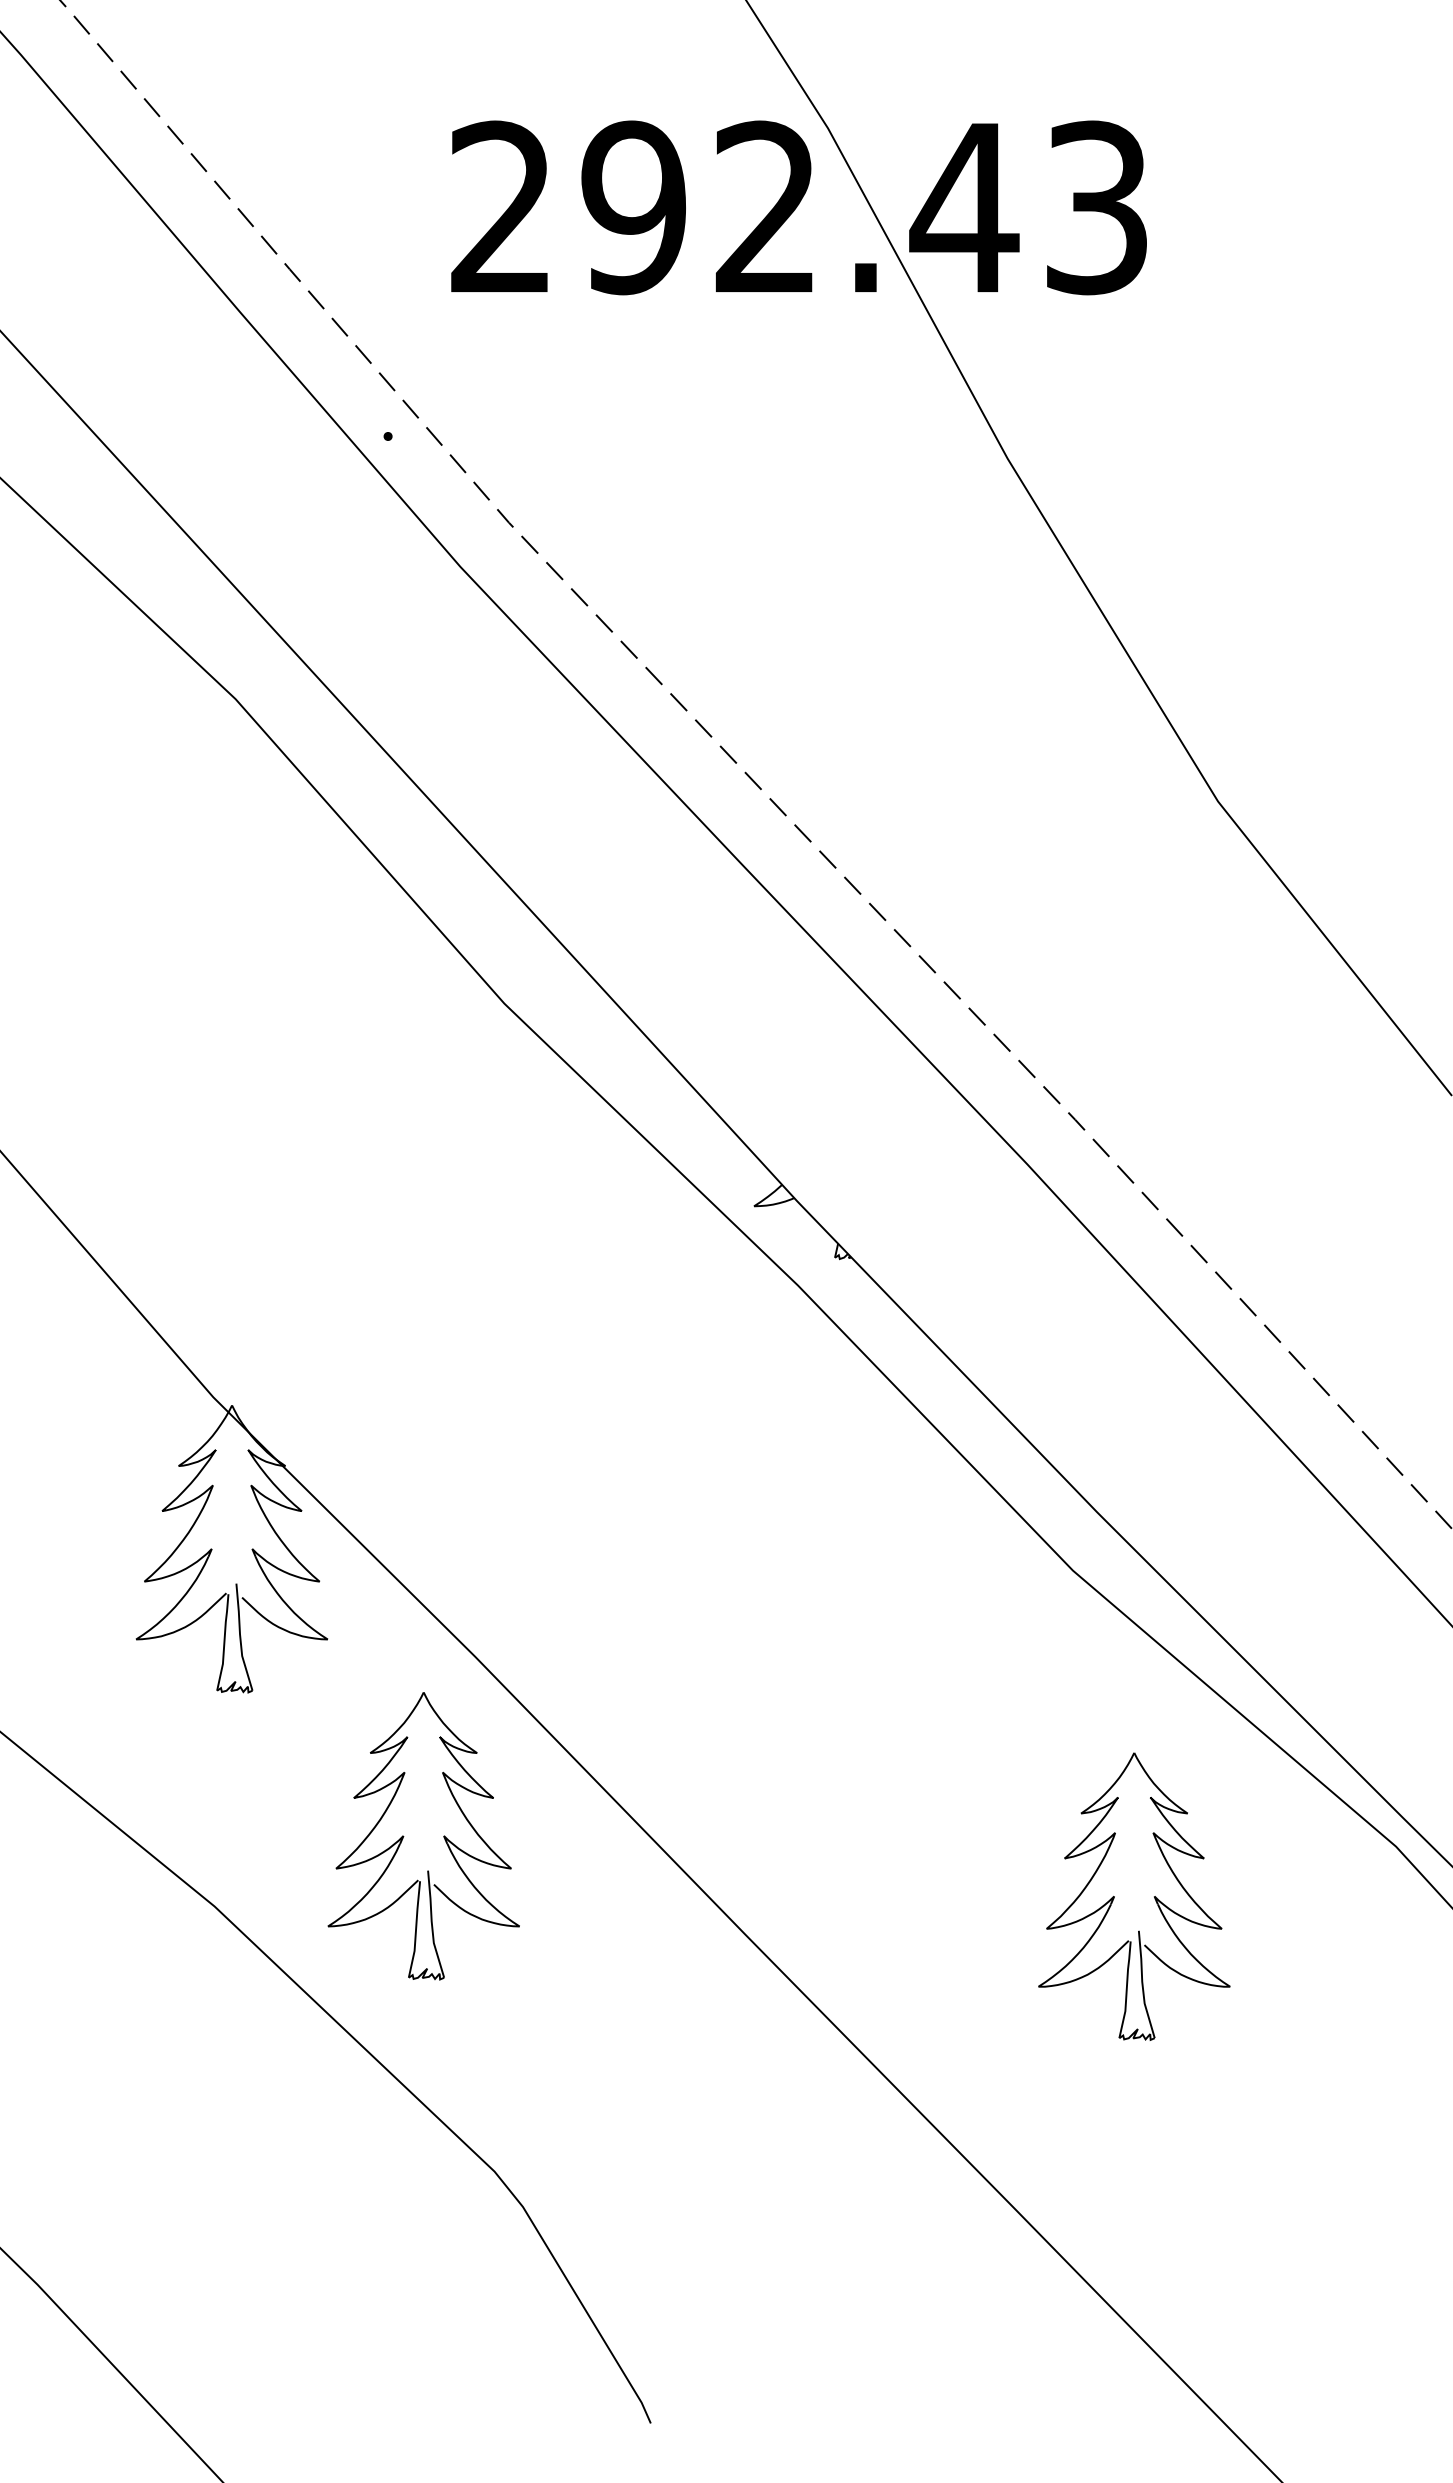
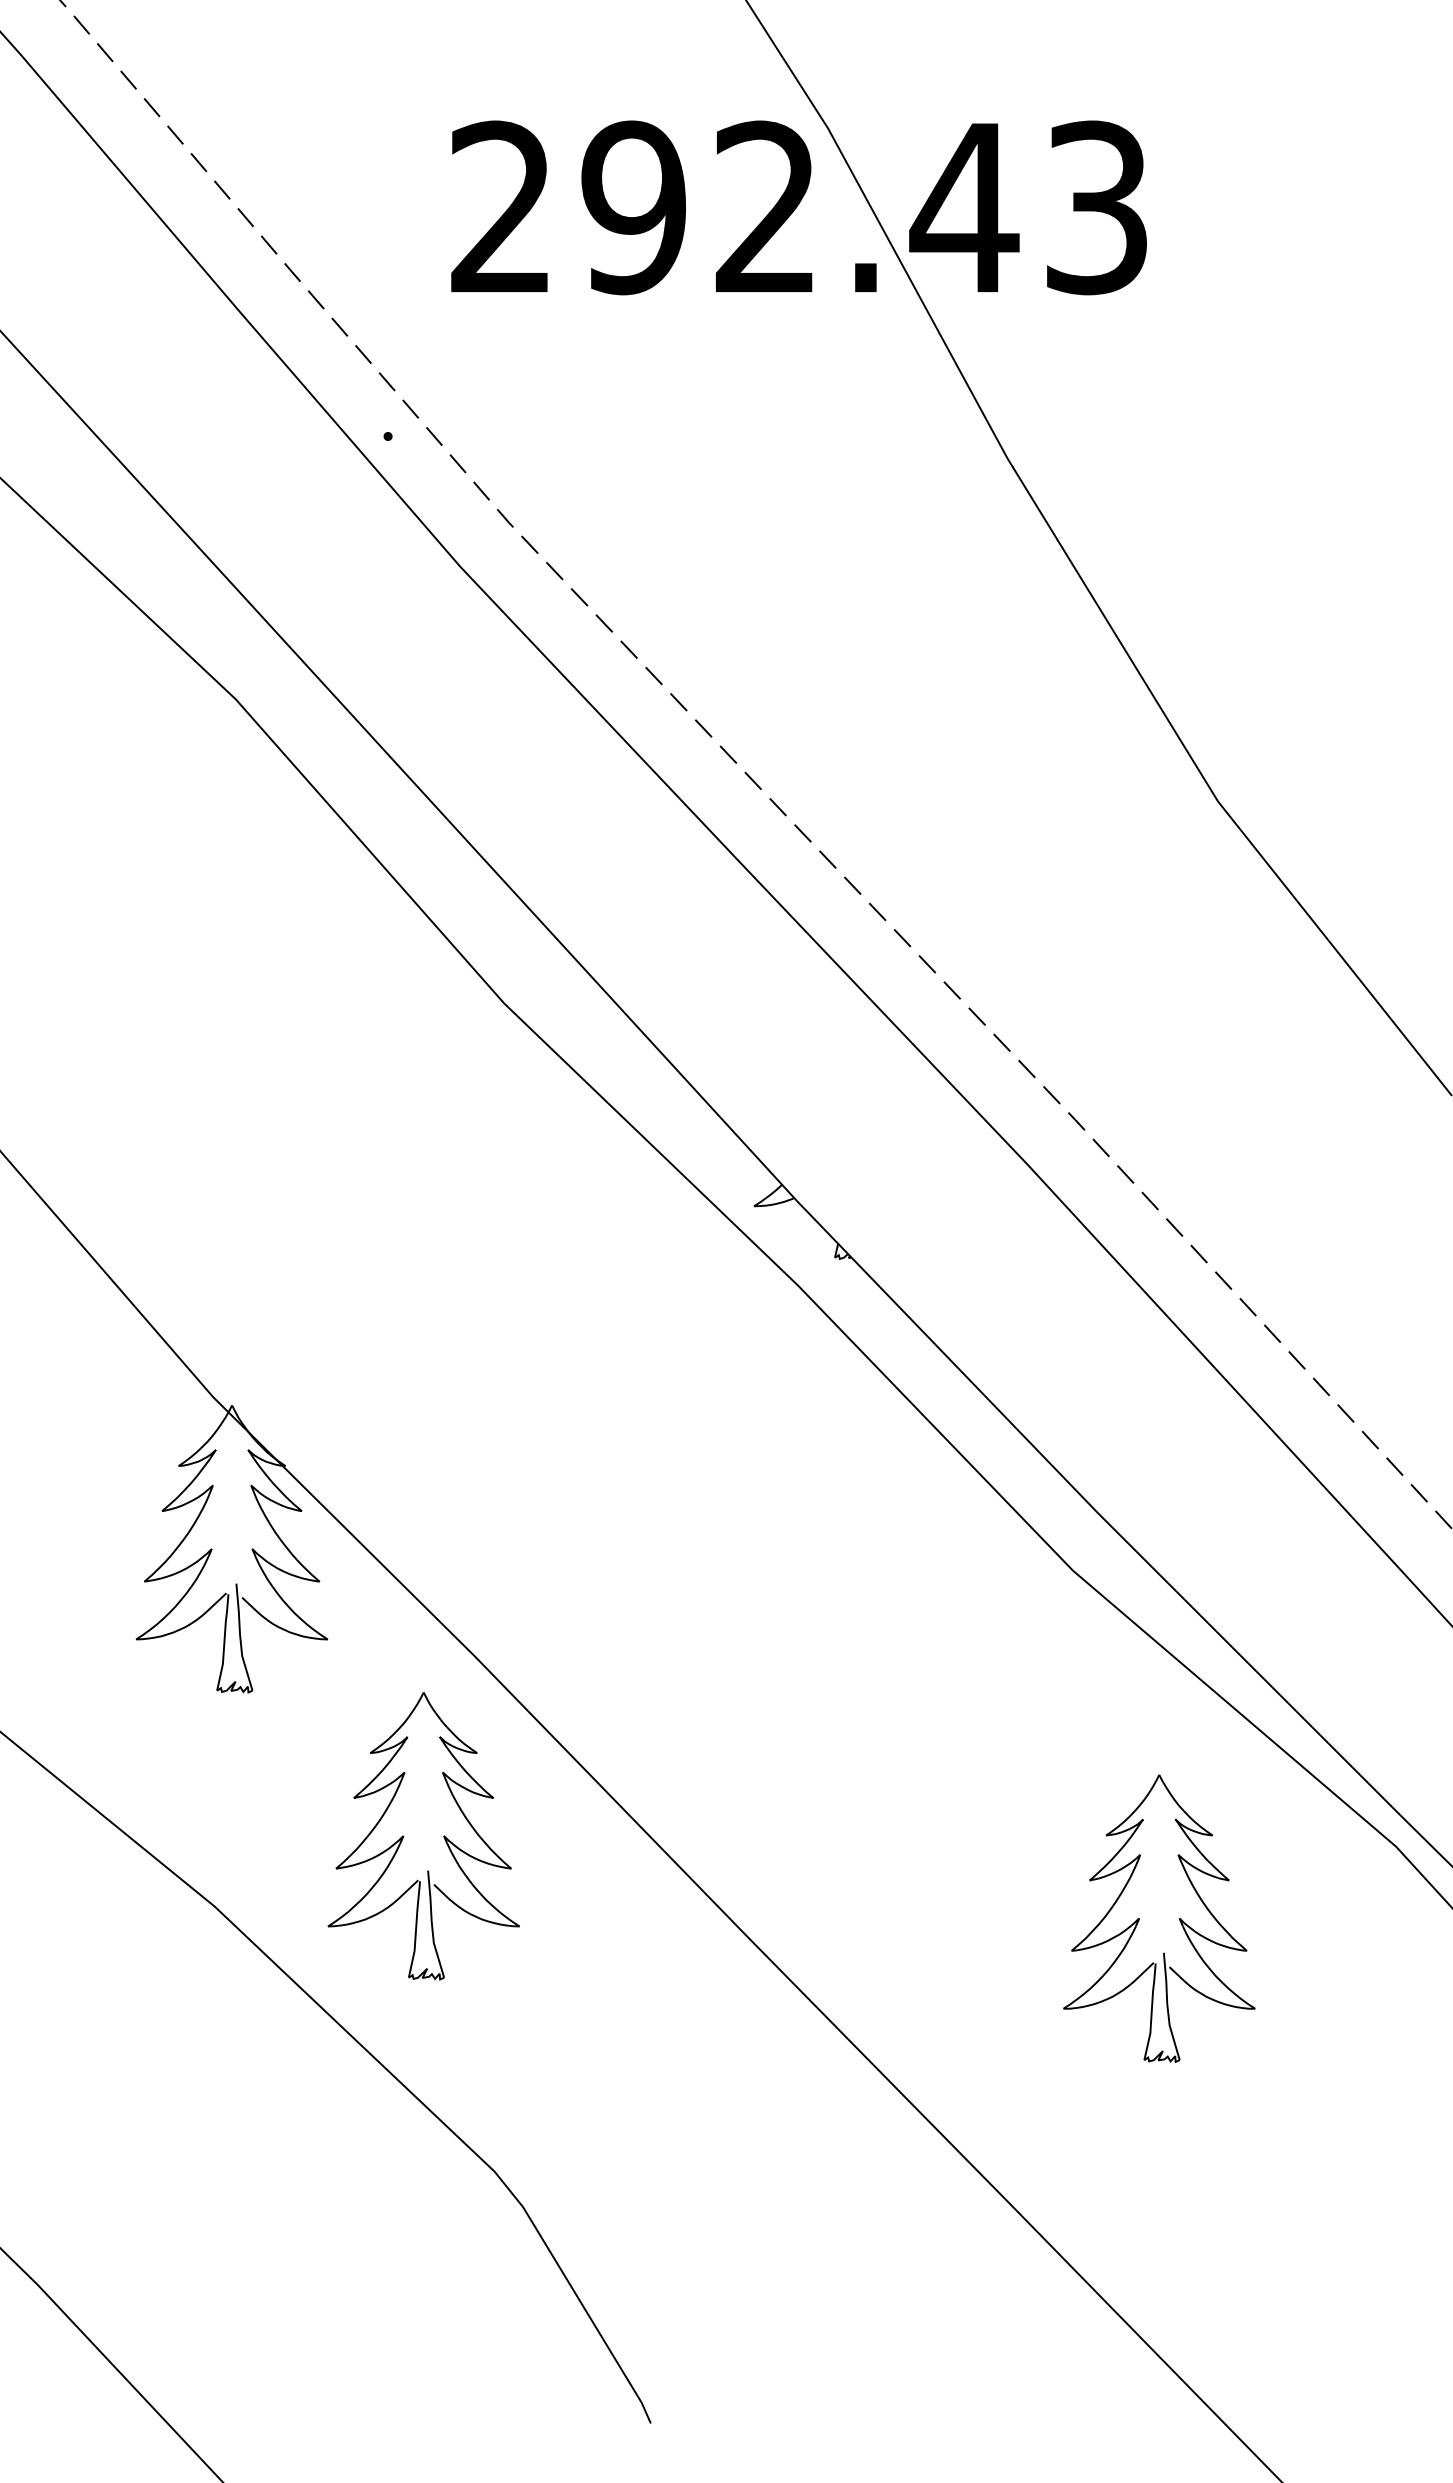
part position: (1114, 1896) -> (1139, 1918) (1139, 1918)
